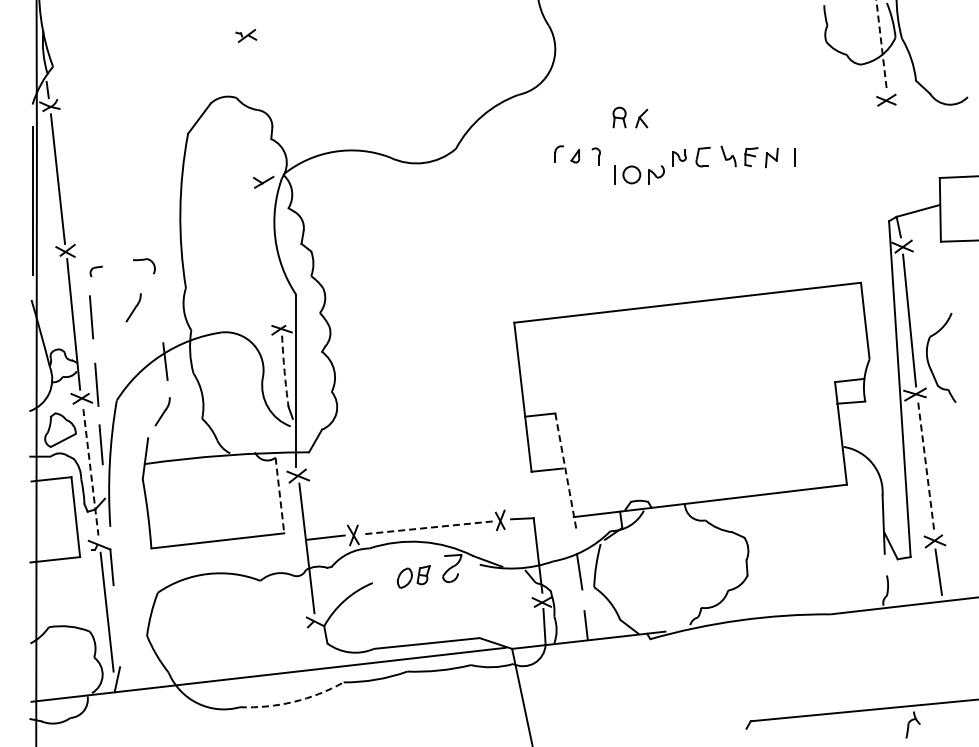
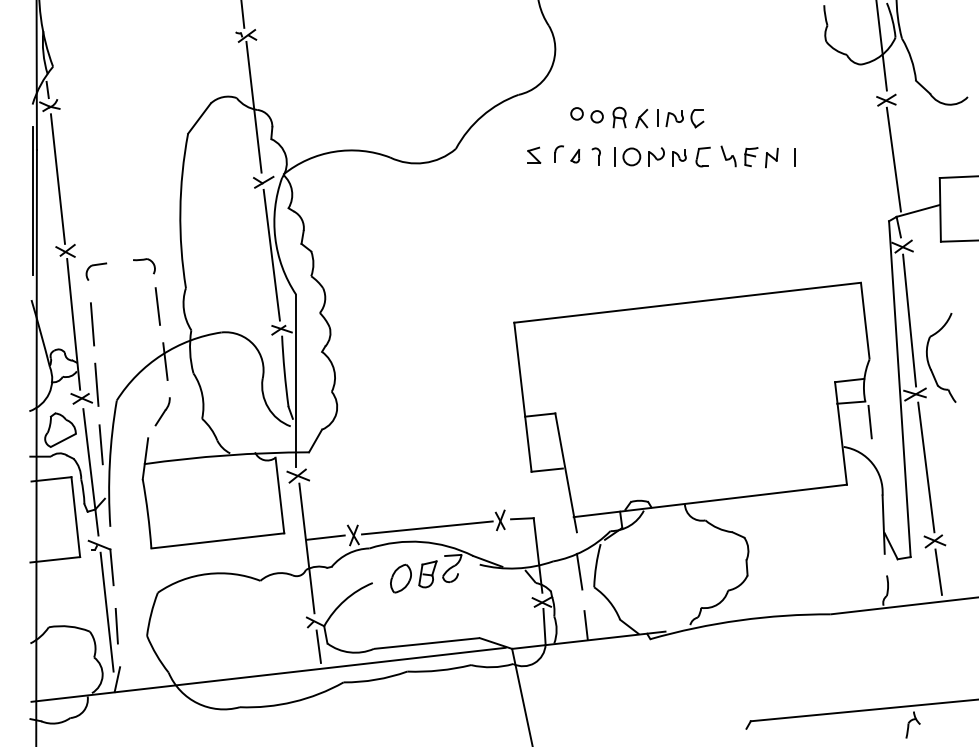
line: none -> present (242, 14)
line: dashed -> solid (881, 46)
line: none -> present (253, 106)
part: none -> present (586, 115)
part: none -> present (680, 118)
part: none -> present (534, 154)
line: none -> present (893, 159)
part position: (639, 174) -> (639, 156) (639, 156)
line: none -> present (271, 254)
part size: 14x13 px -> 23x19 px (96, 271)
line: none -> present (157, 306)
part: present -> none (133, 307)
line position: (91, 317) -> (92, 324) (92, 324)
arc: dashed -> solid (284, 371)
line: none -> present (869, 421)
line: dashed -> solid (926, 467)
line: dashed -> solid (90, 472)
line: dashed -> solid (566, 473)
line: dashed -> solid (279, 496)
line: dashed -> solid (427, 527)
part size: 35x24 px -> 48x34 px (413, 576)
line: none -> present (116, 625)
line: none -> present (318, 646)
arc: dashed -> solid (293, 701)
